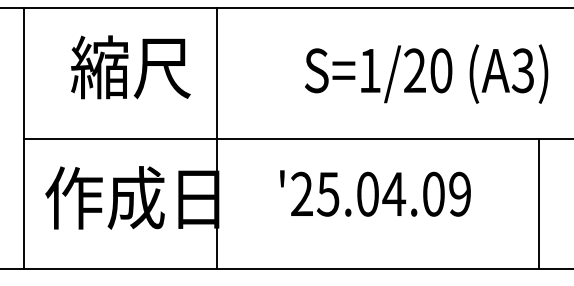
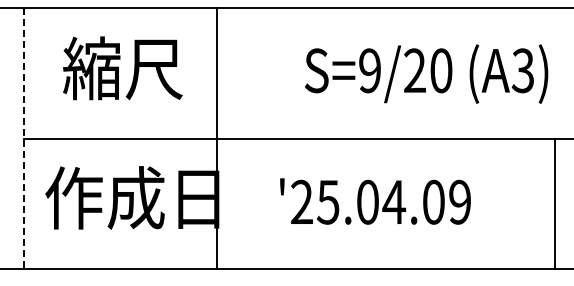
text position: (130, 67) -> (122, 68) (122, 68)
text: S=1/20 -> S=9/20 (369, 70)
line: solid -> dashed (24, 139)
text position: (375, 193) -> (375, 201) (375, 201)
line position: (539, 203) -> (555, 203) (555, 203)
